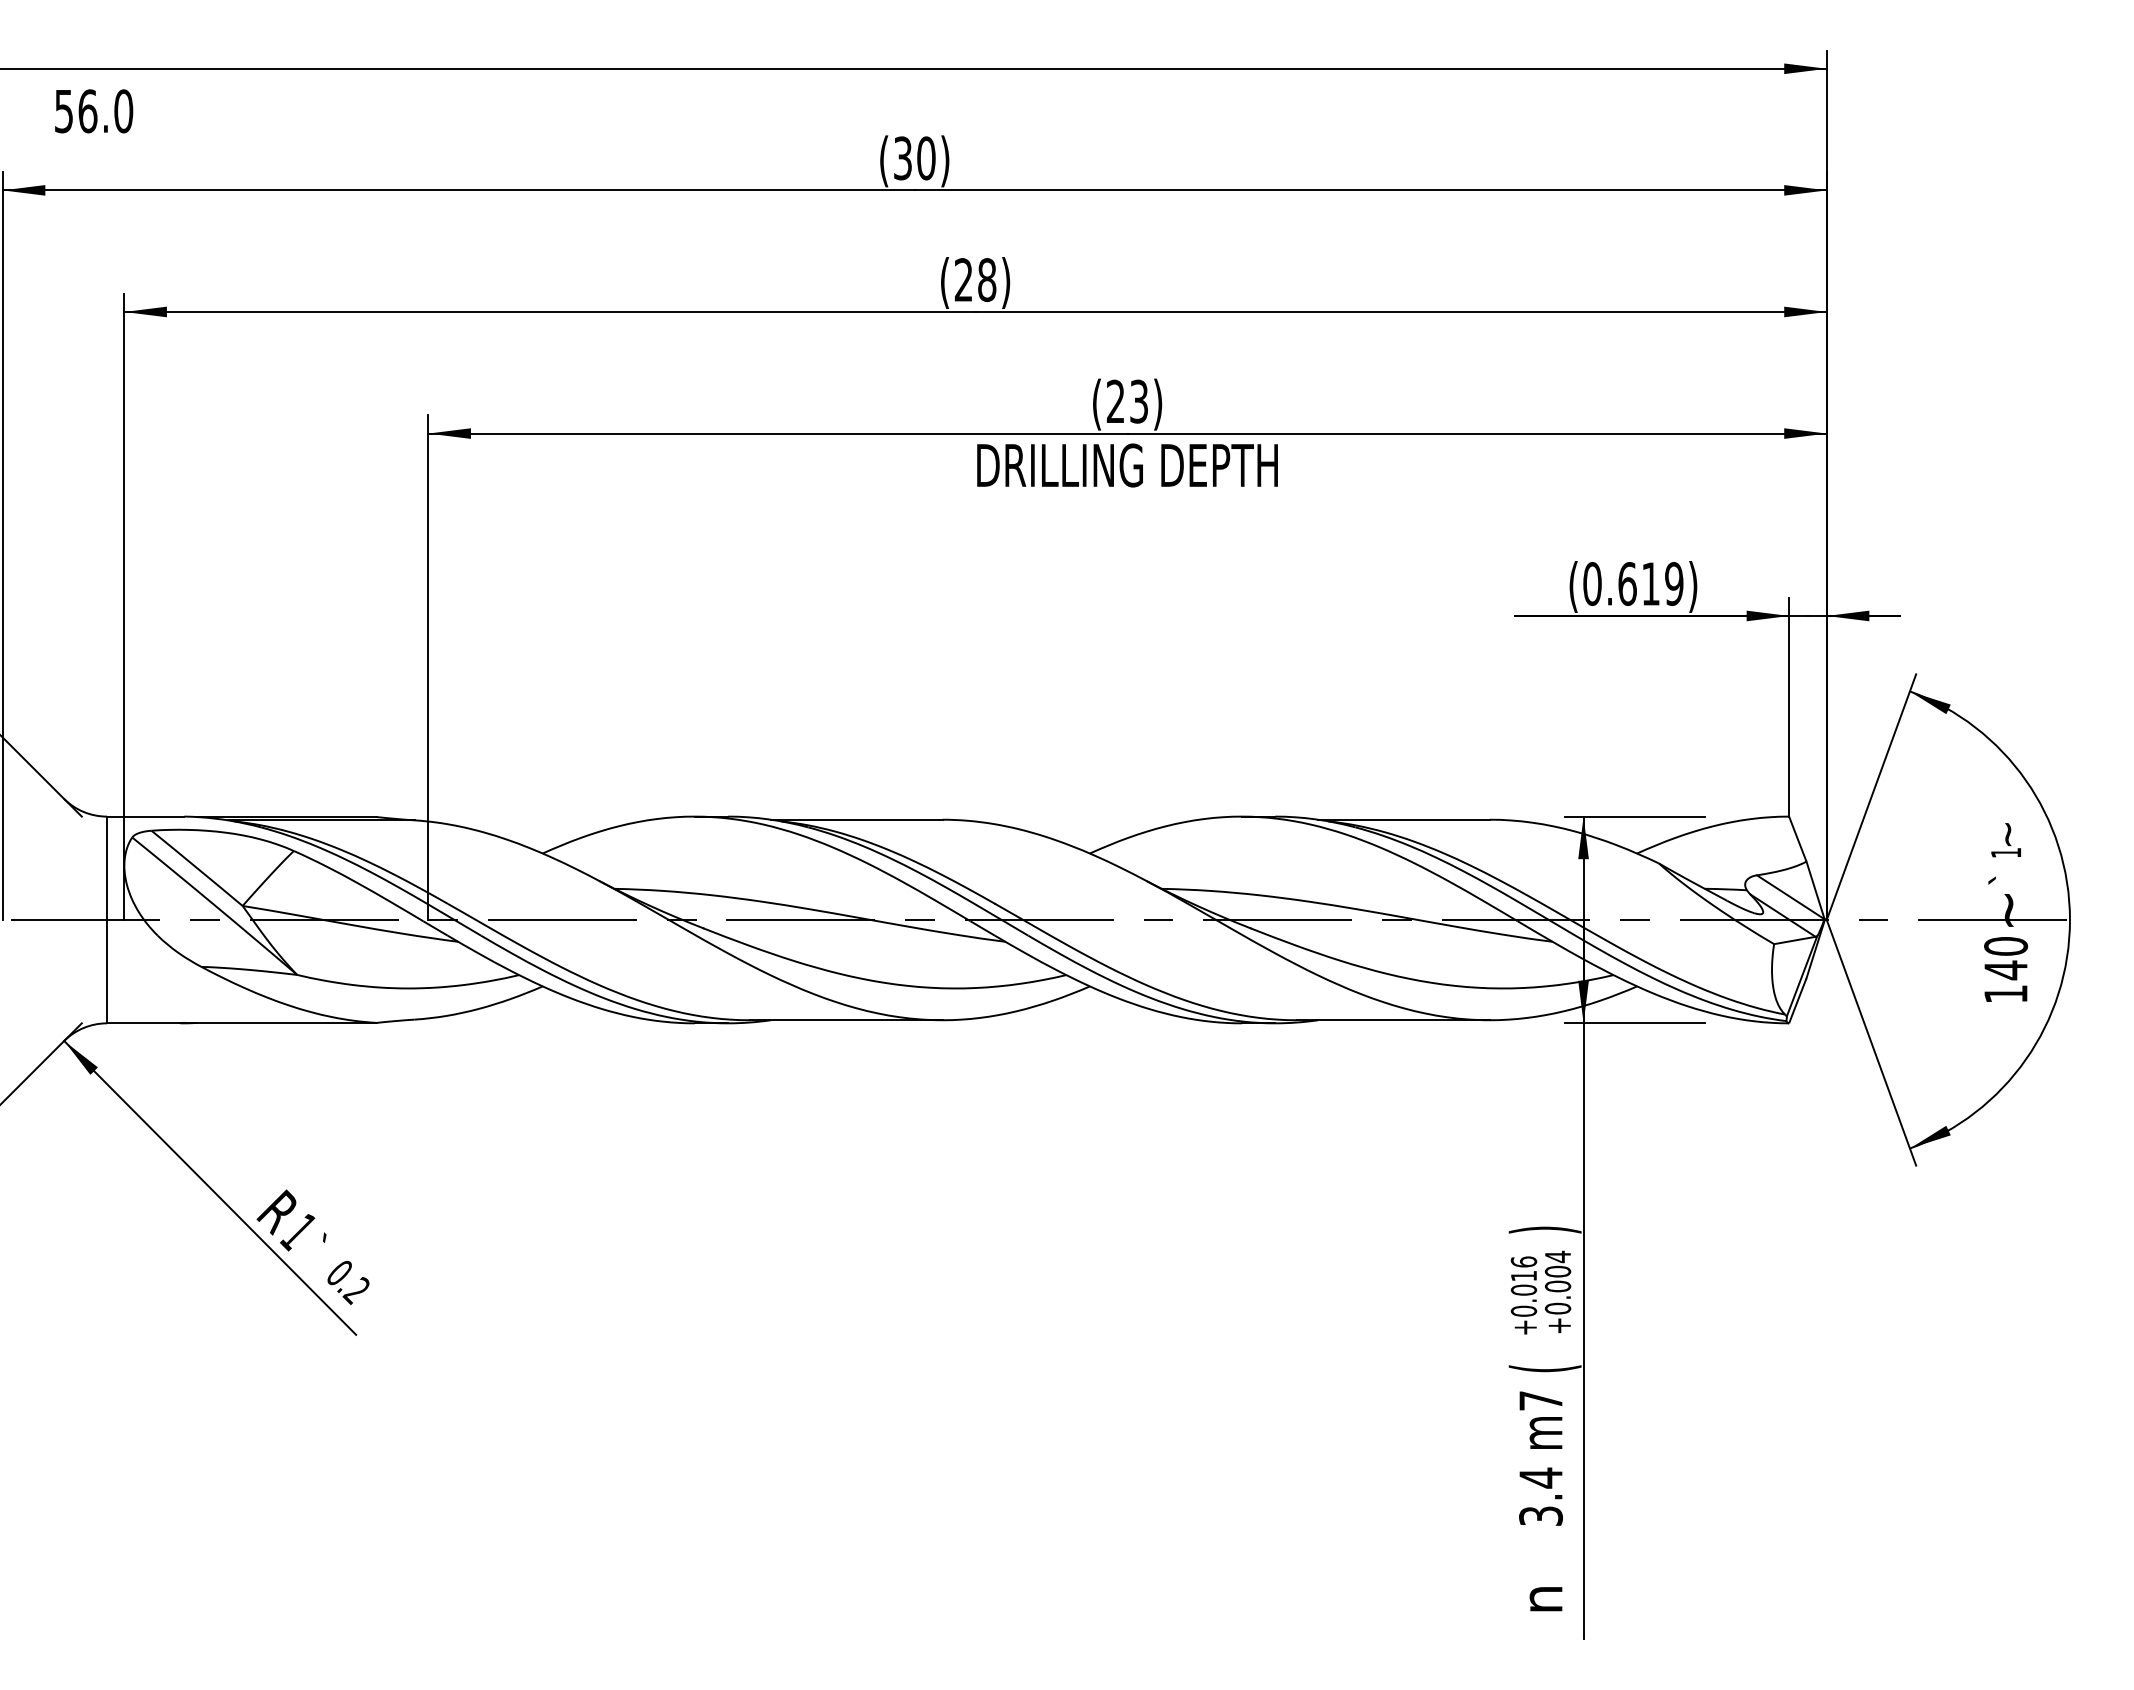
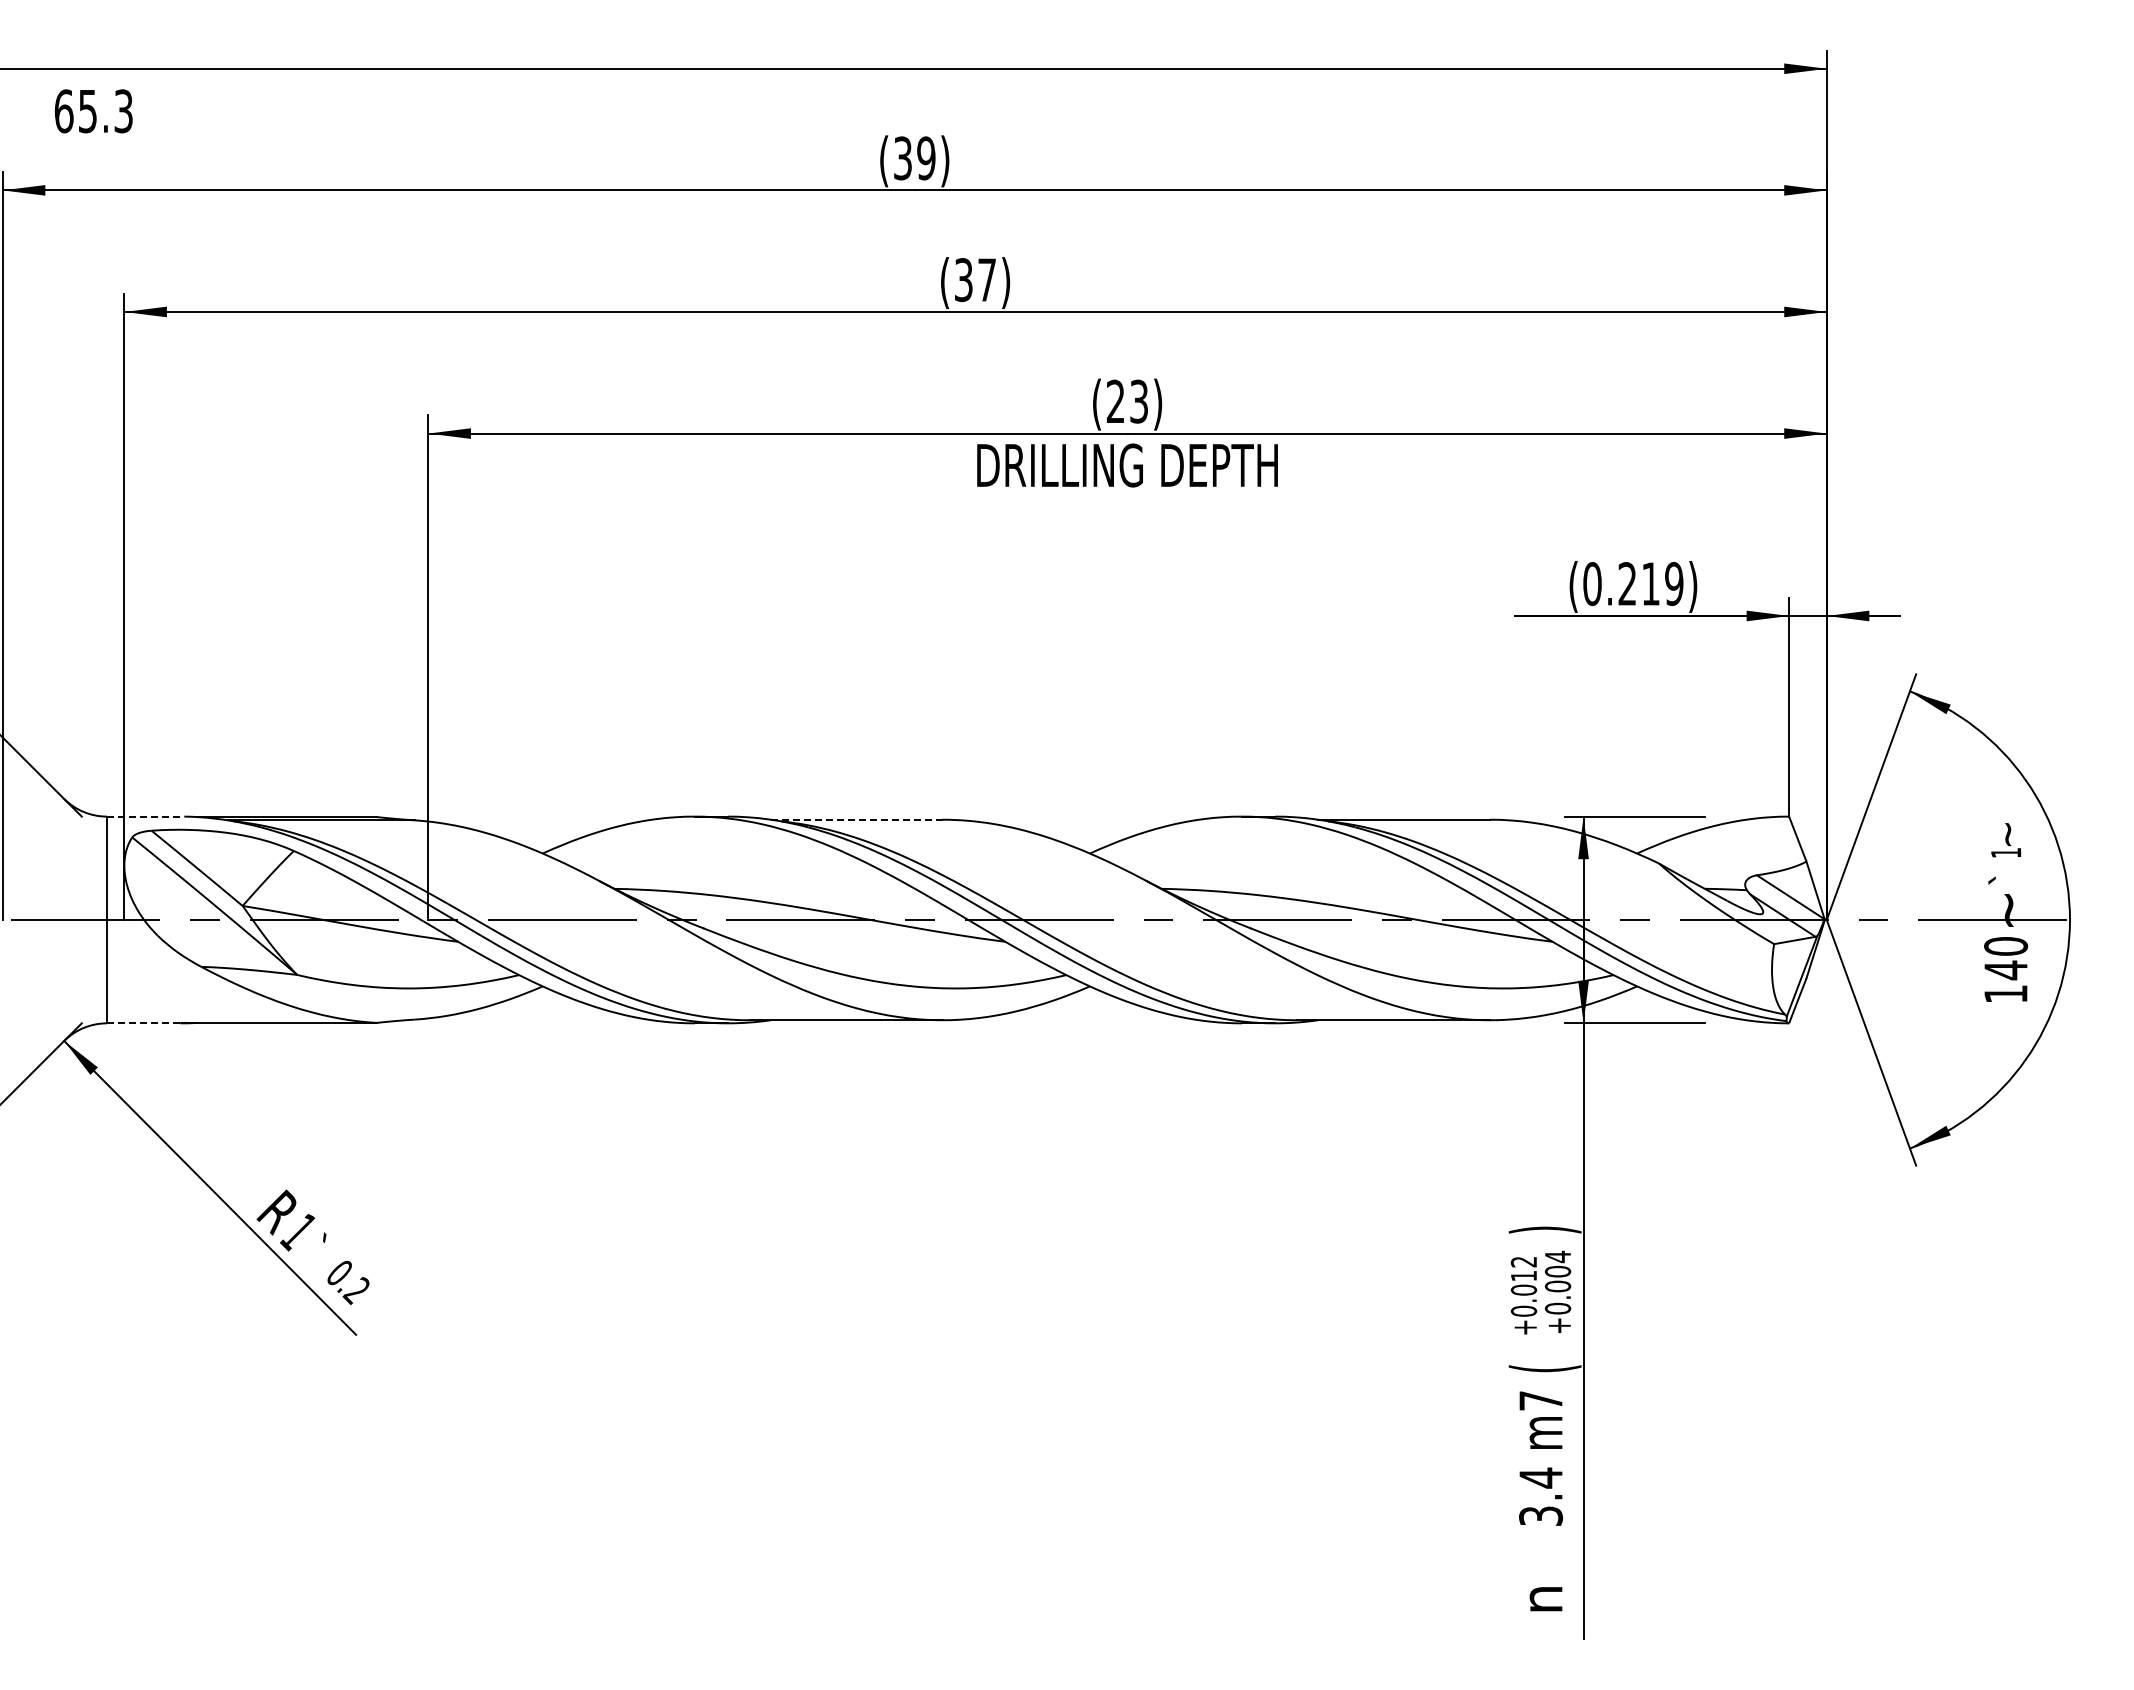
text: 56.0 -> 65.3 (93, 111)
text: (30) -> (39) (926, 158)
text: (28) -> (37) (975, 280)
text: (0.619) -> (0.219) (1627, 583)
line: solid -> dashed (145, 816)
line: solid -> dashed (856, 819)
line: solid -> dashed (145, 1023)
text: +0.016 -> +0.012 (1523, 1261)
